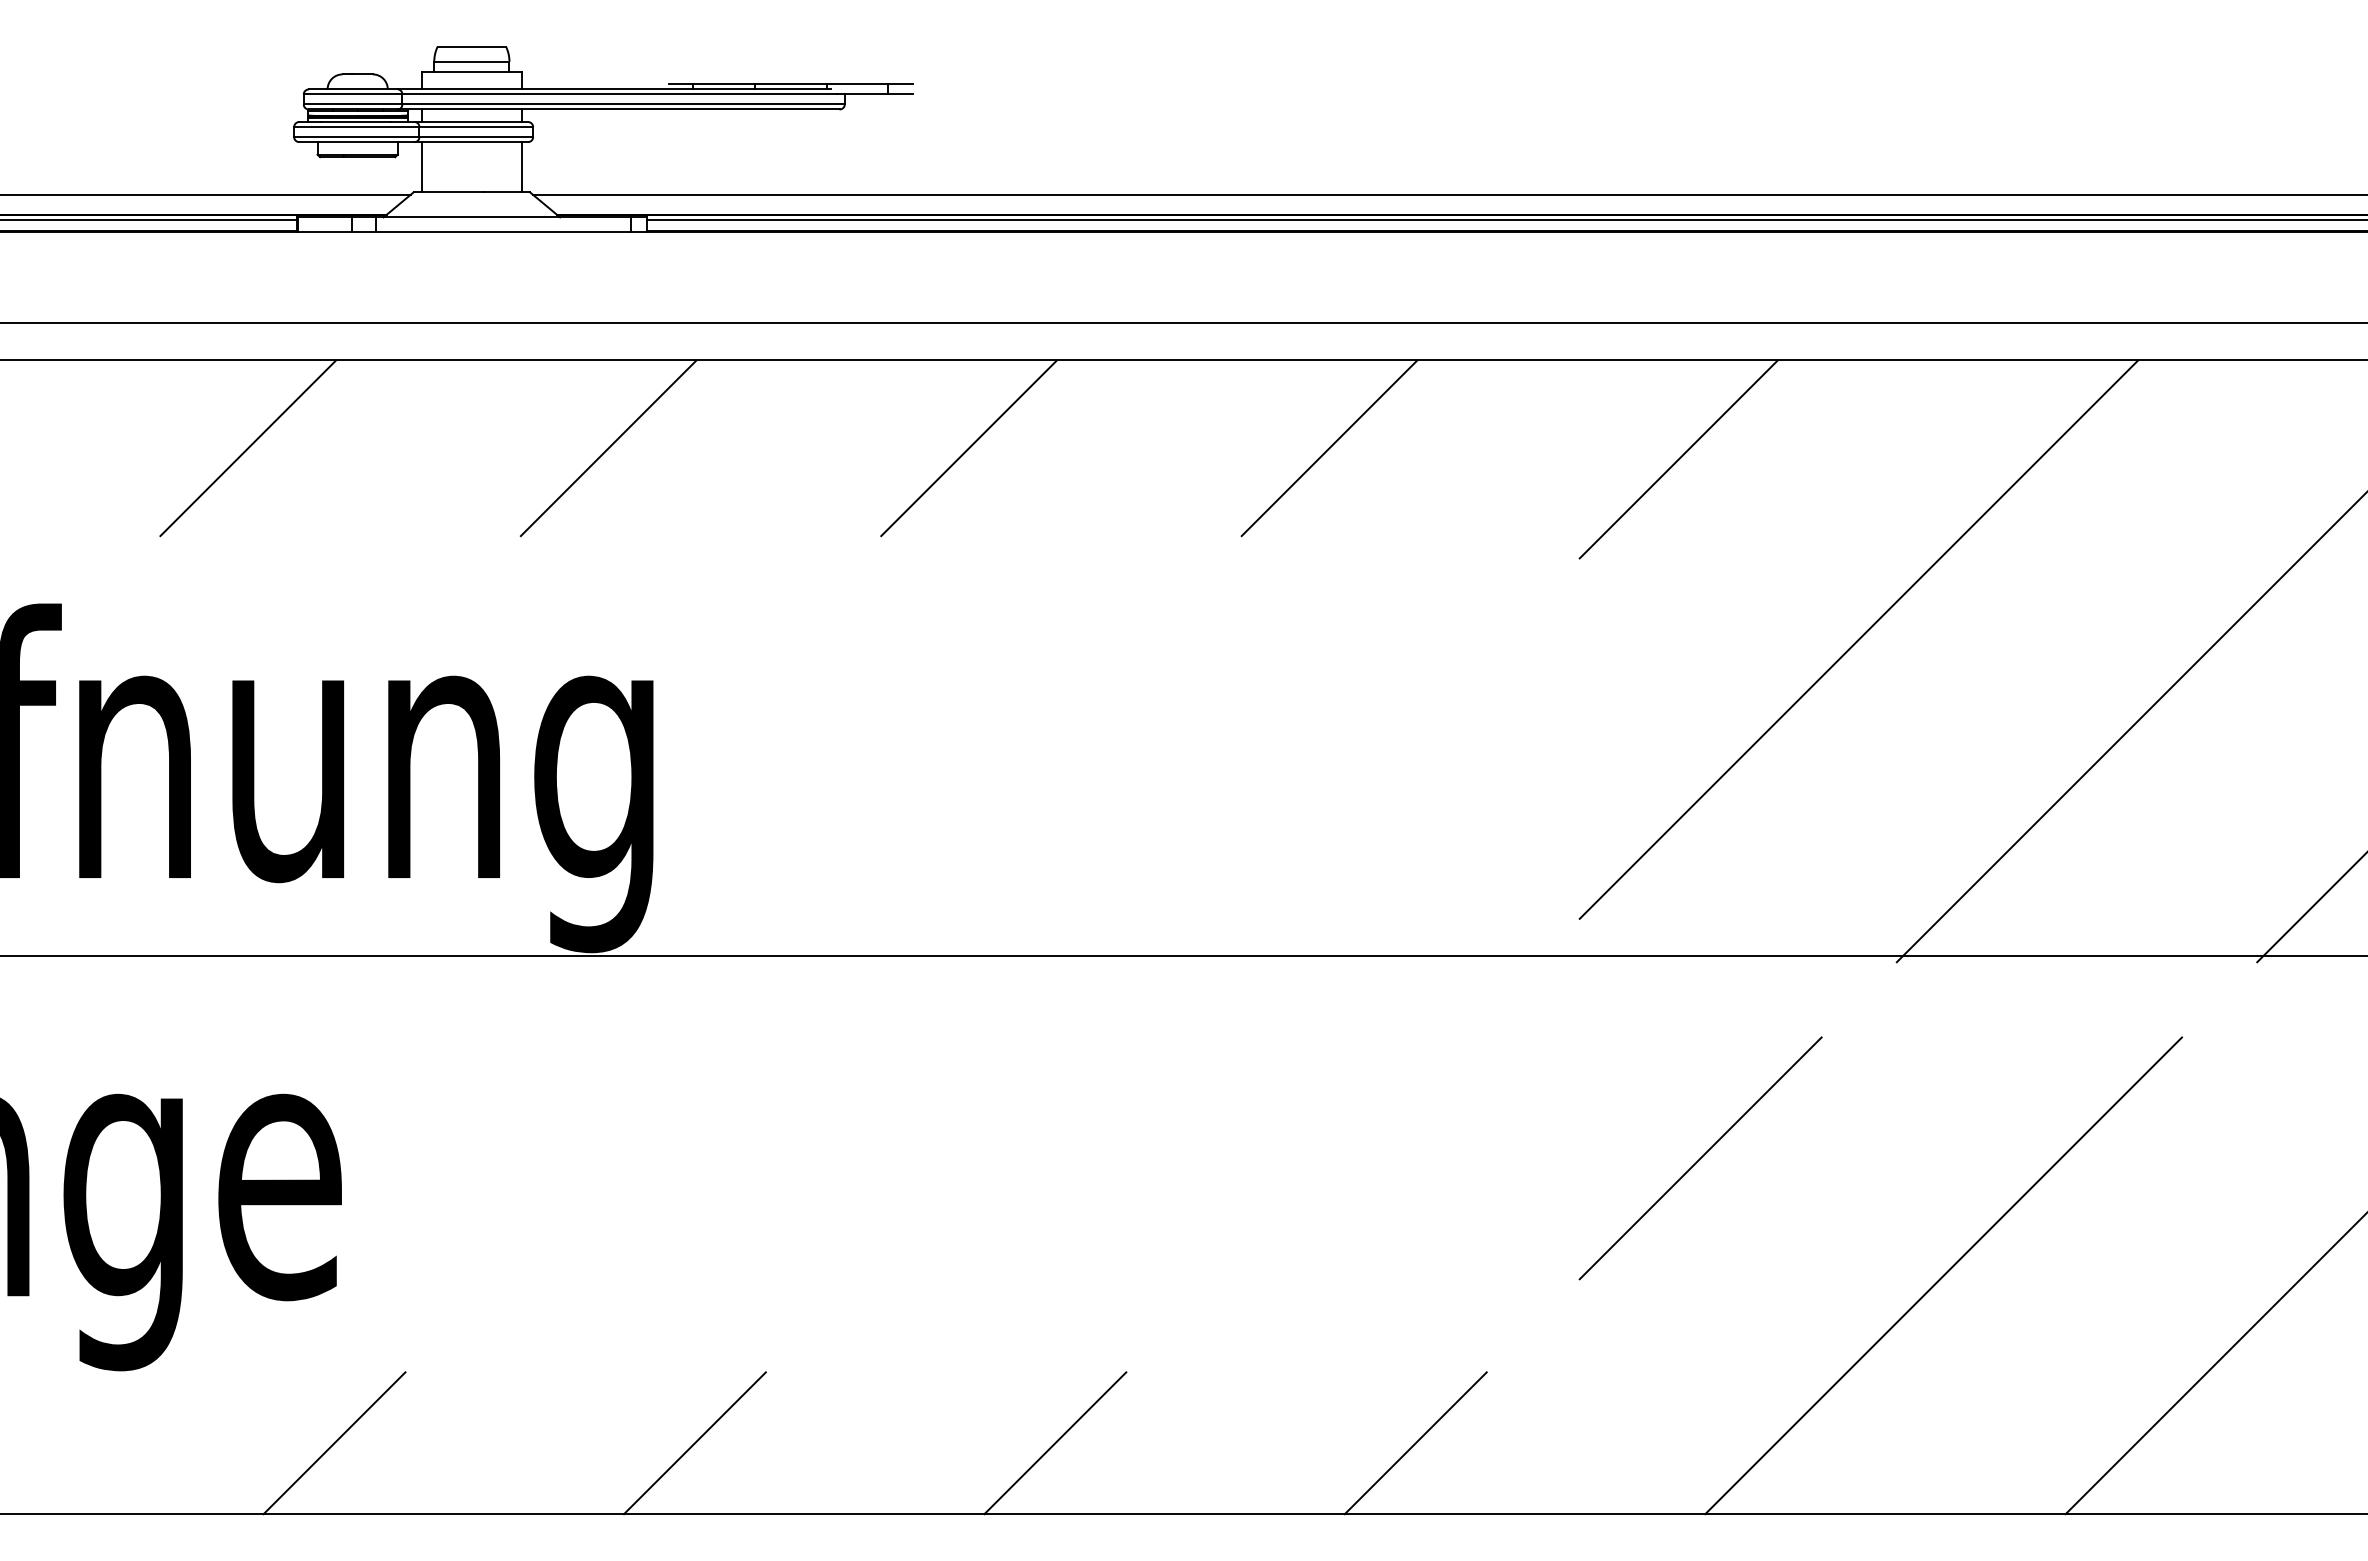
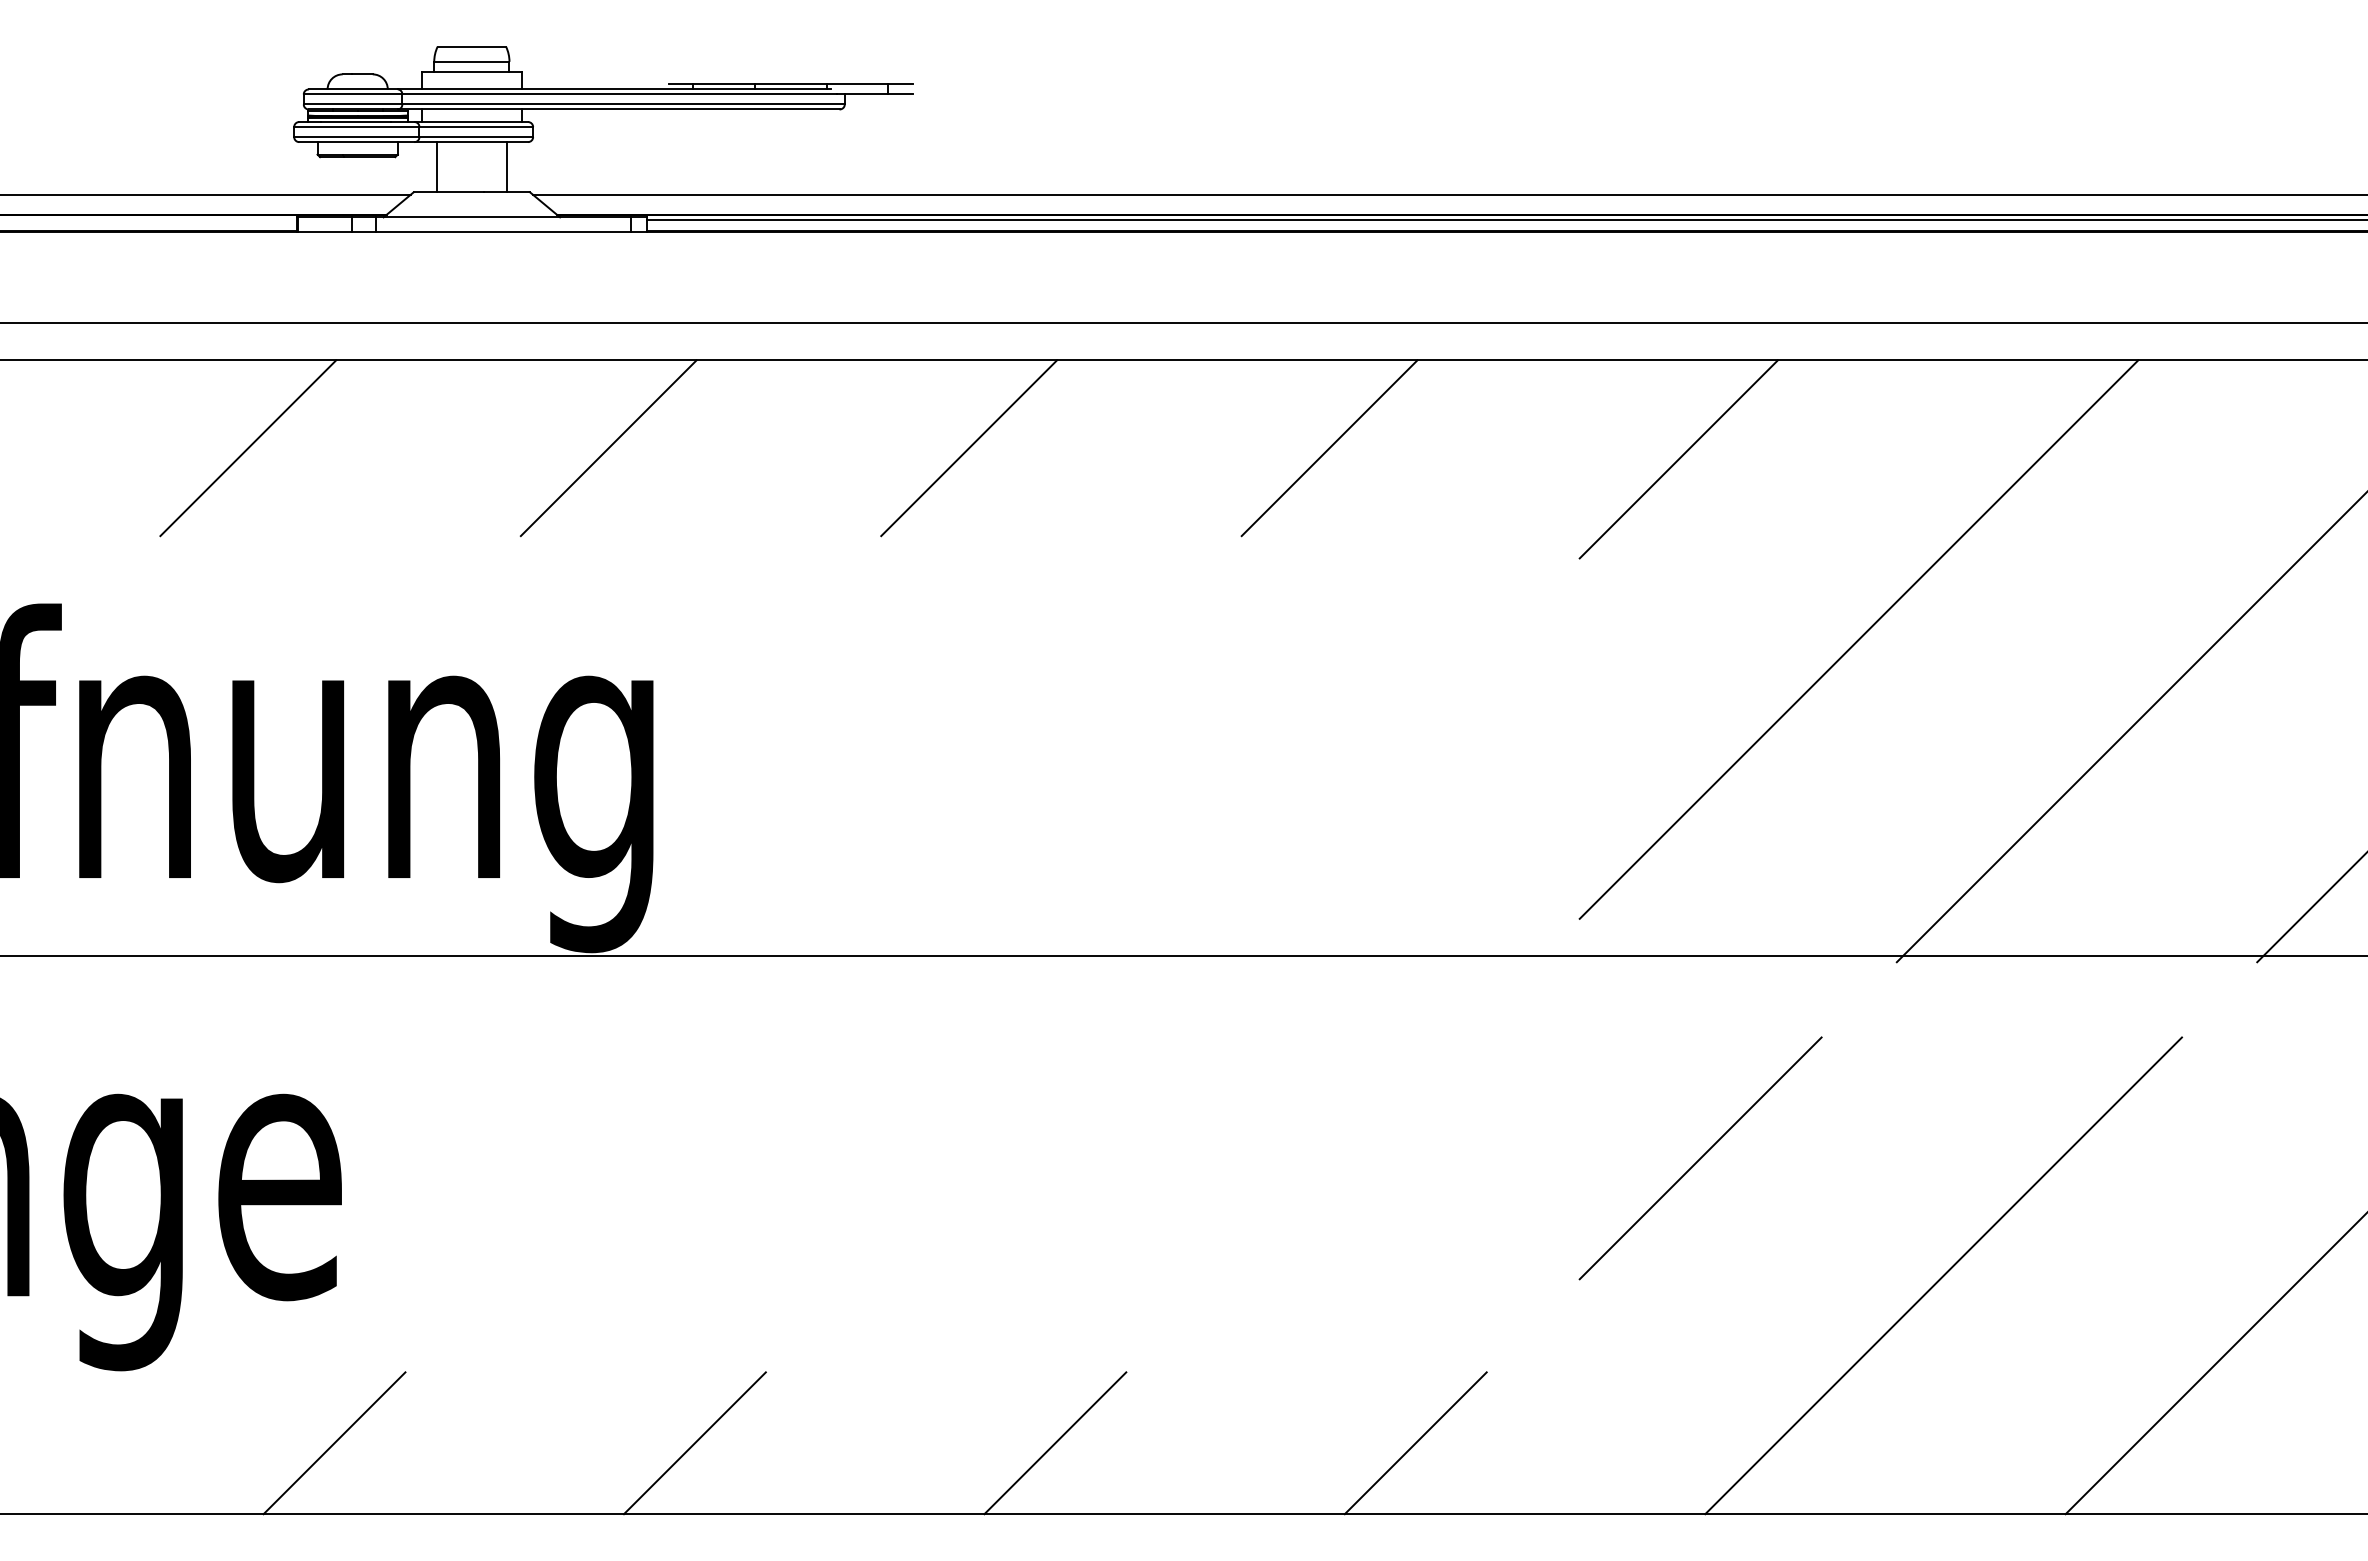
line position: (421, 167) -> (436, 167) (436, 167)
line position: (522, 167) -> (507, 167) (507, 167)
line: present -> none (149, 219)
